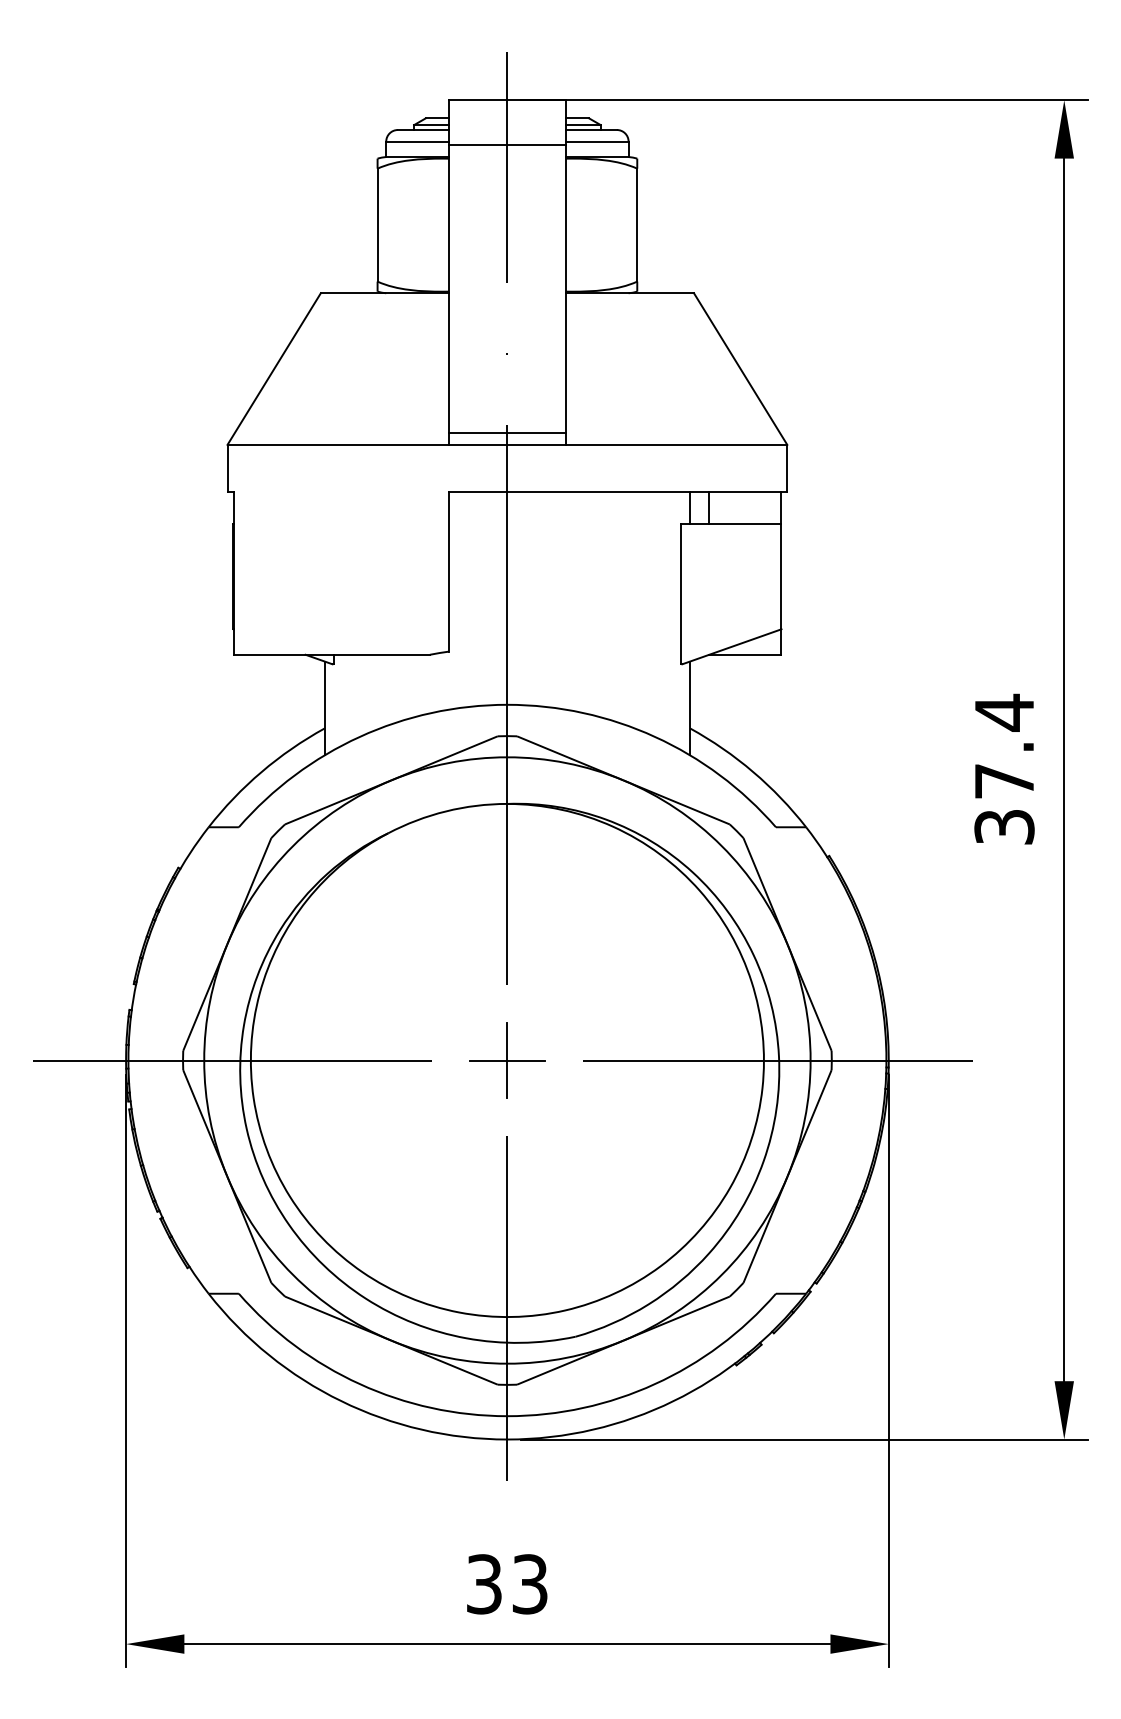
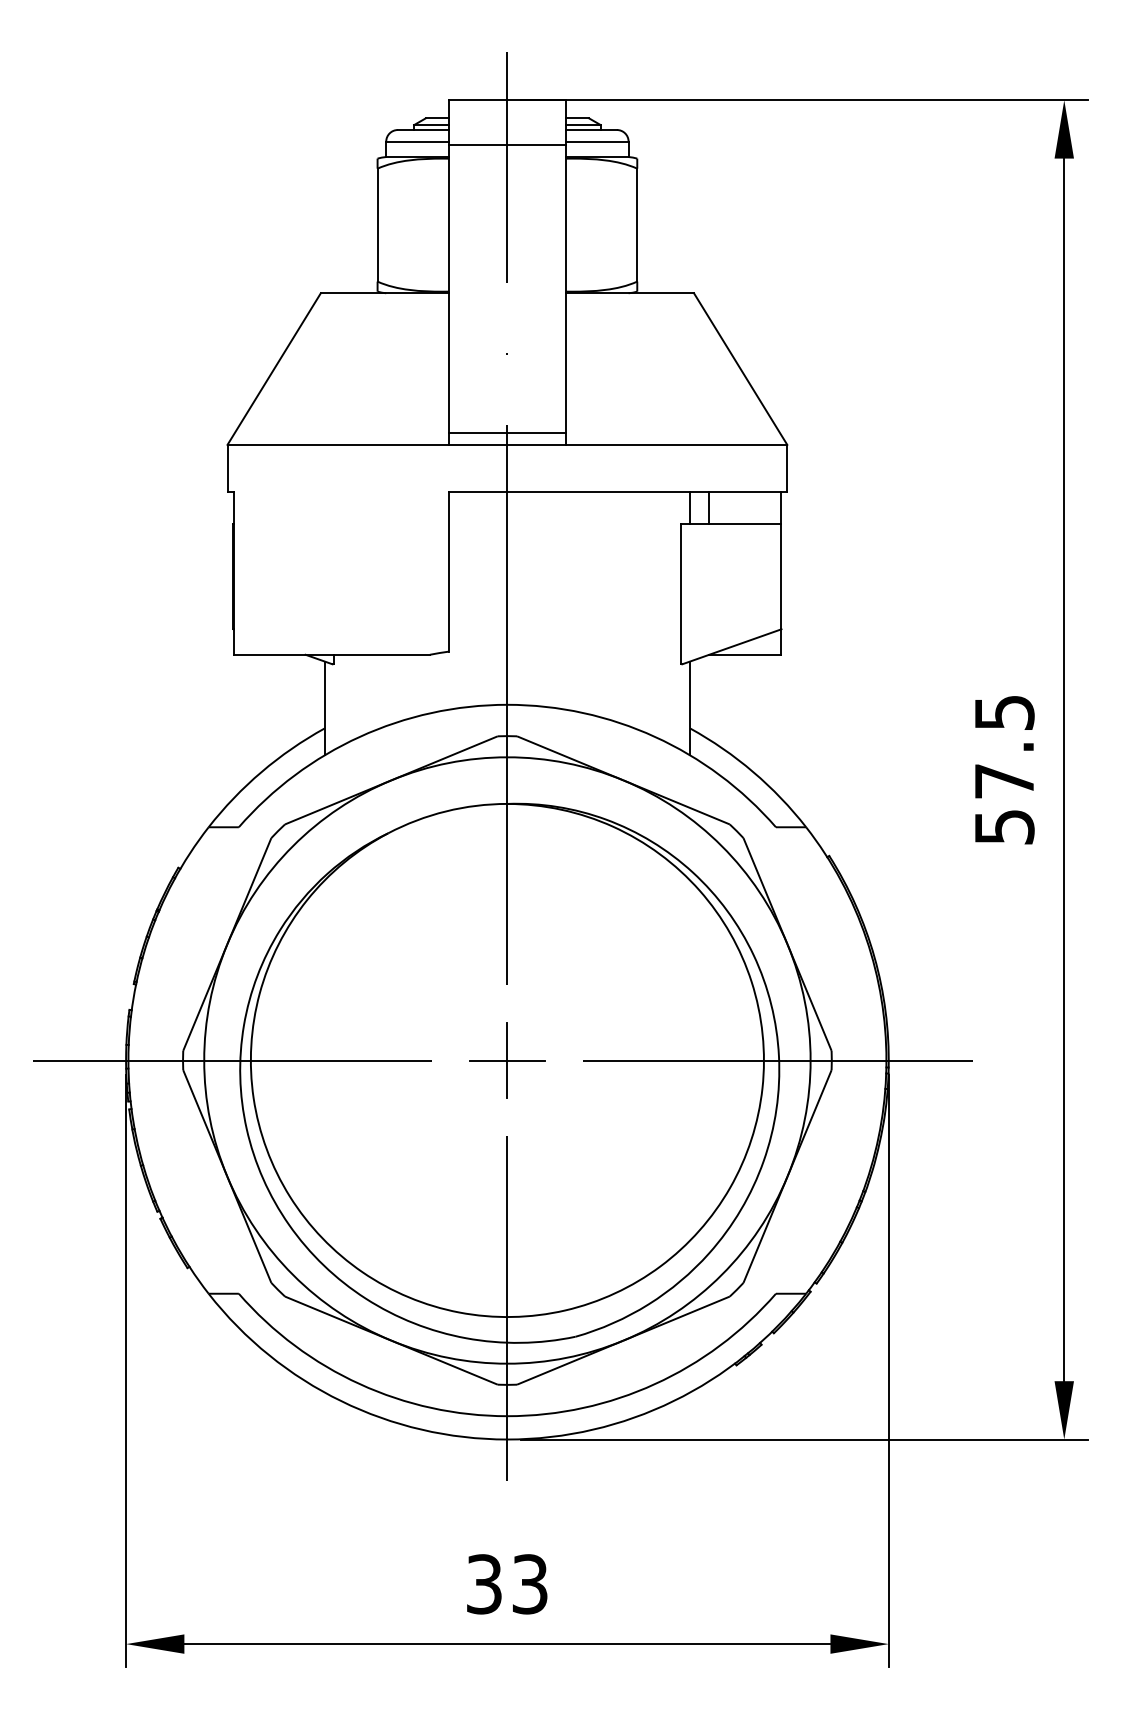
text: 37.4 -> 57.5 (1004, 768)
